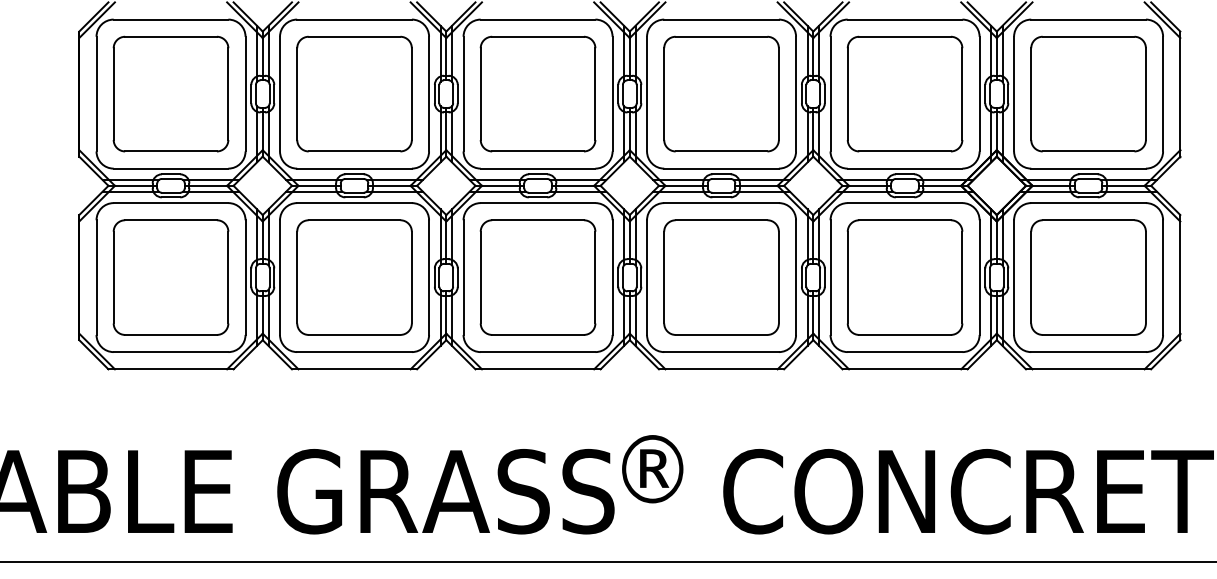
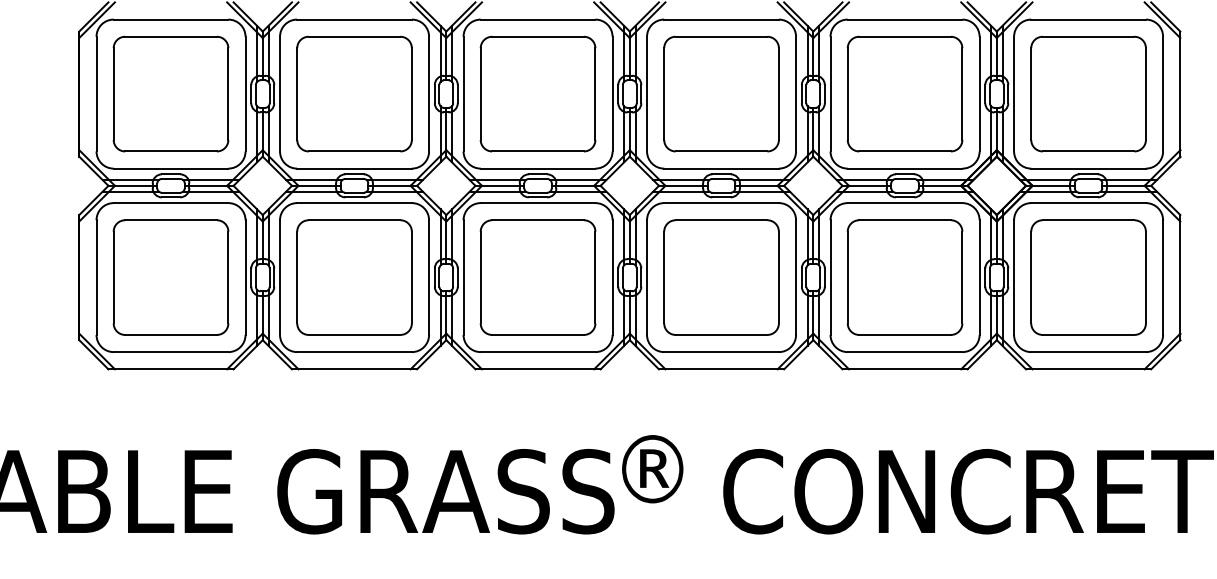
line: present -> none (607, 561)
